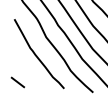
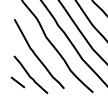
curve: none -> present (29, 74)
